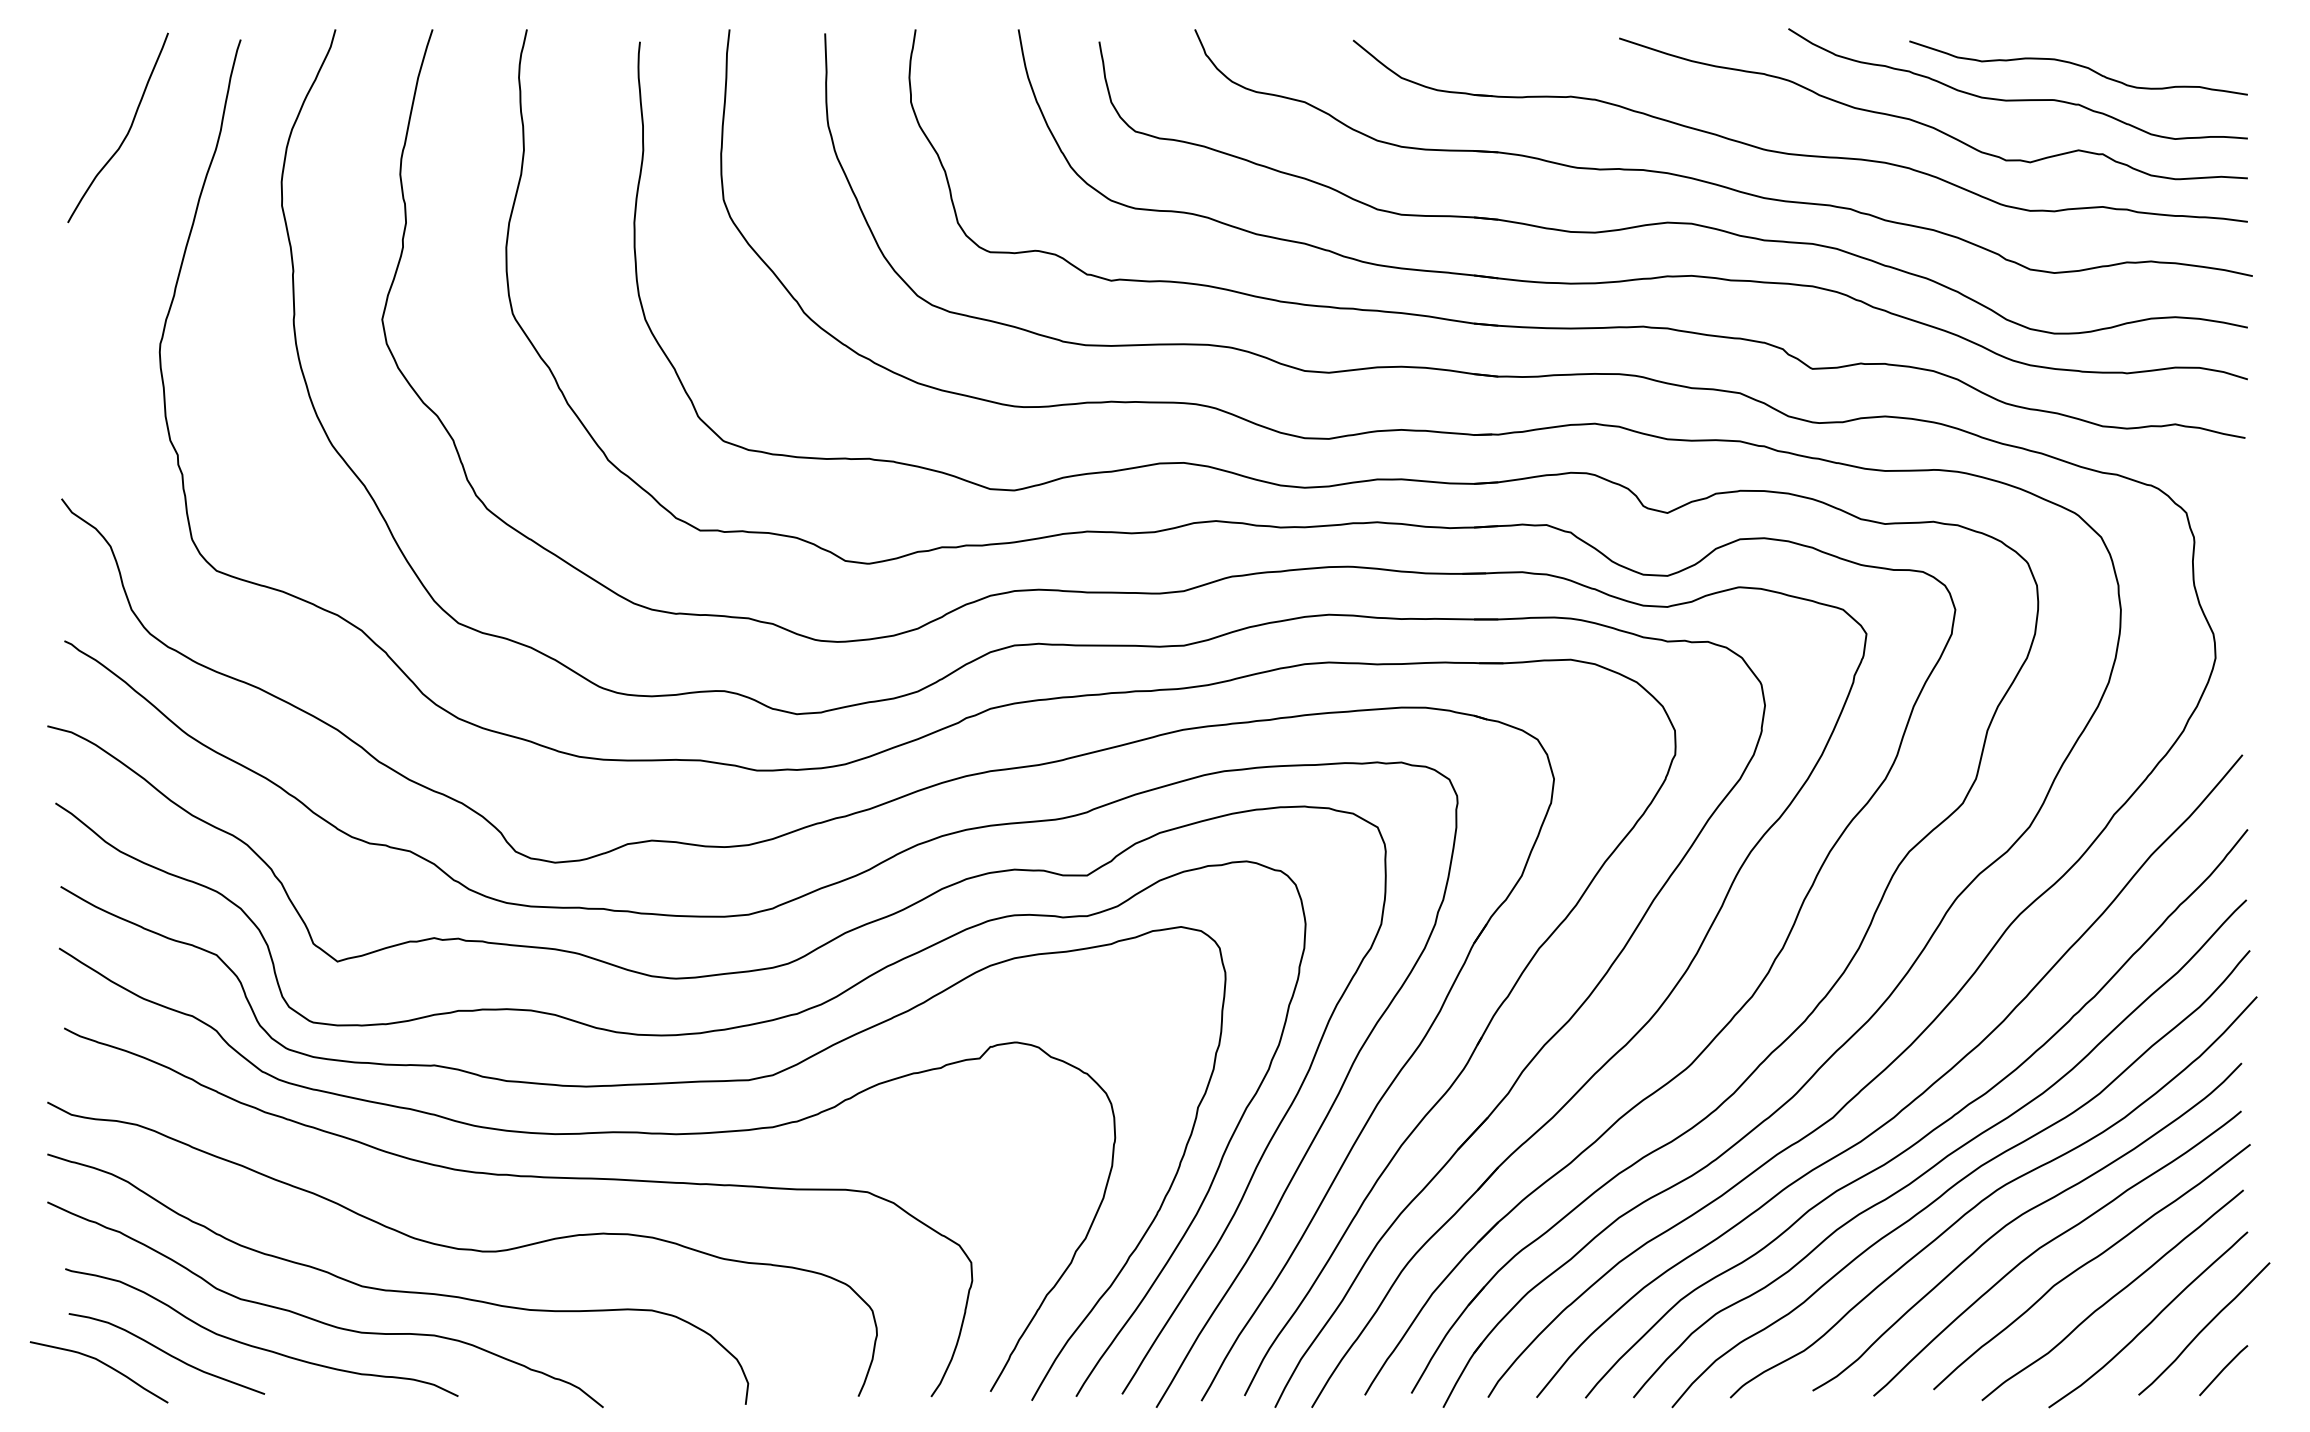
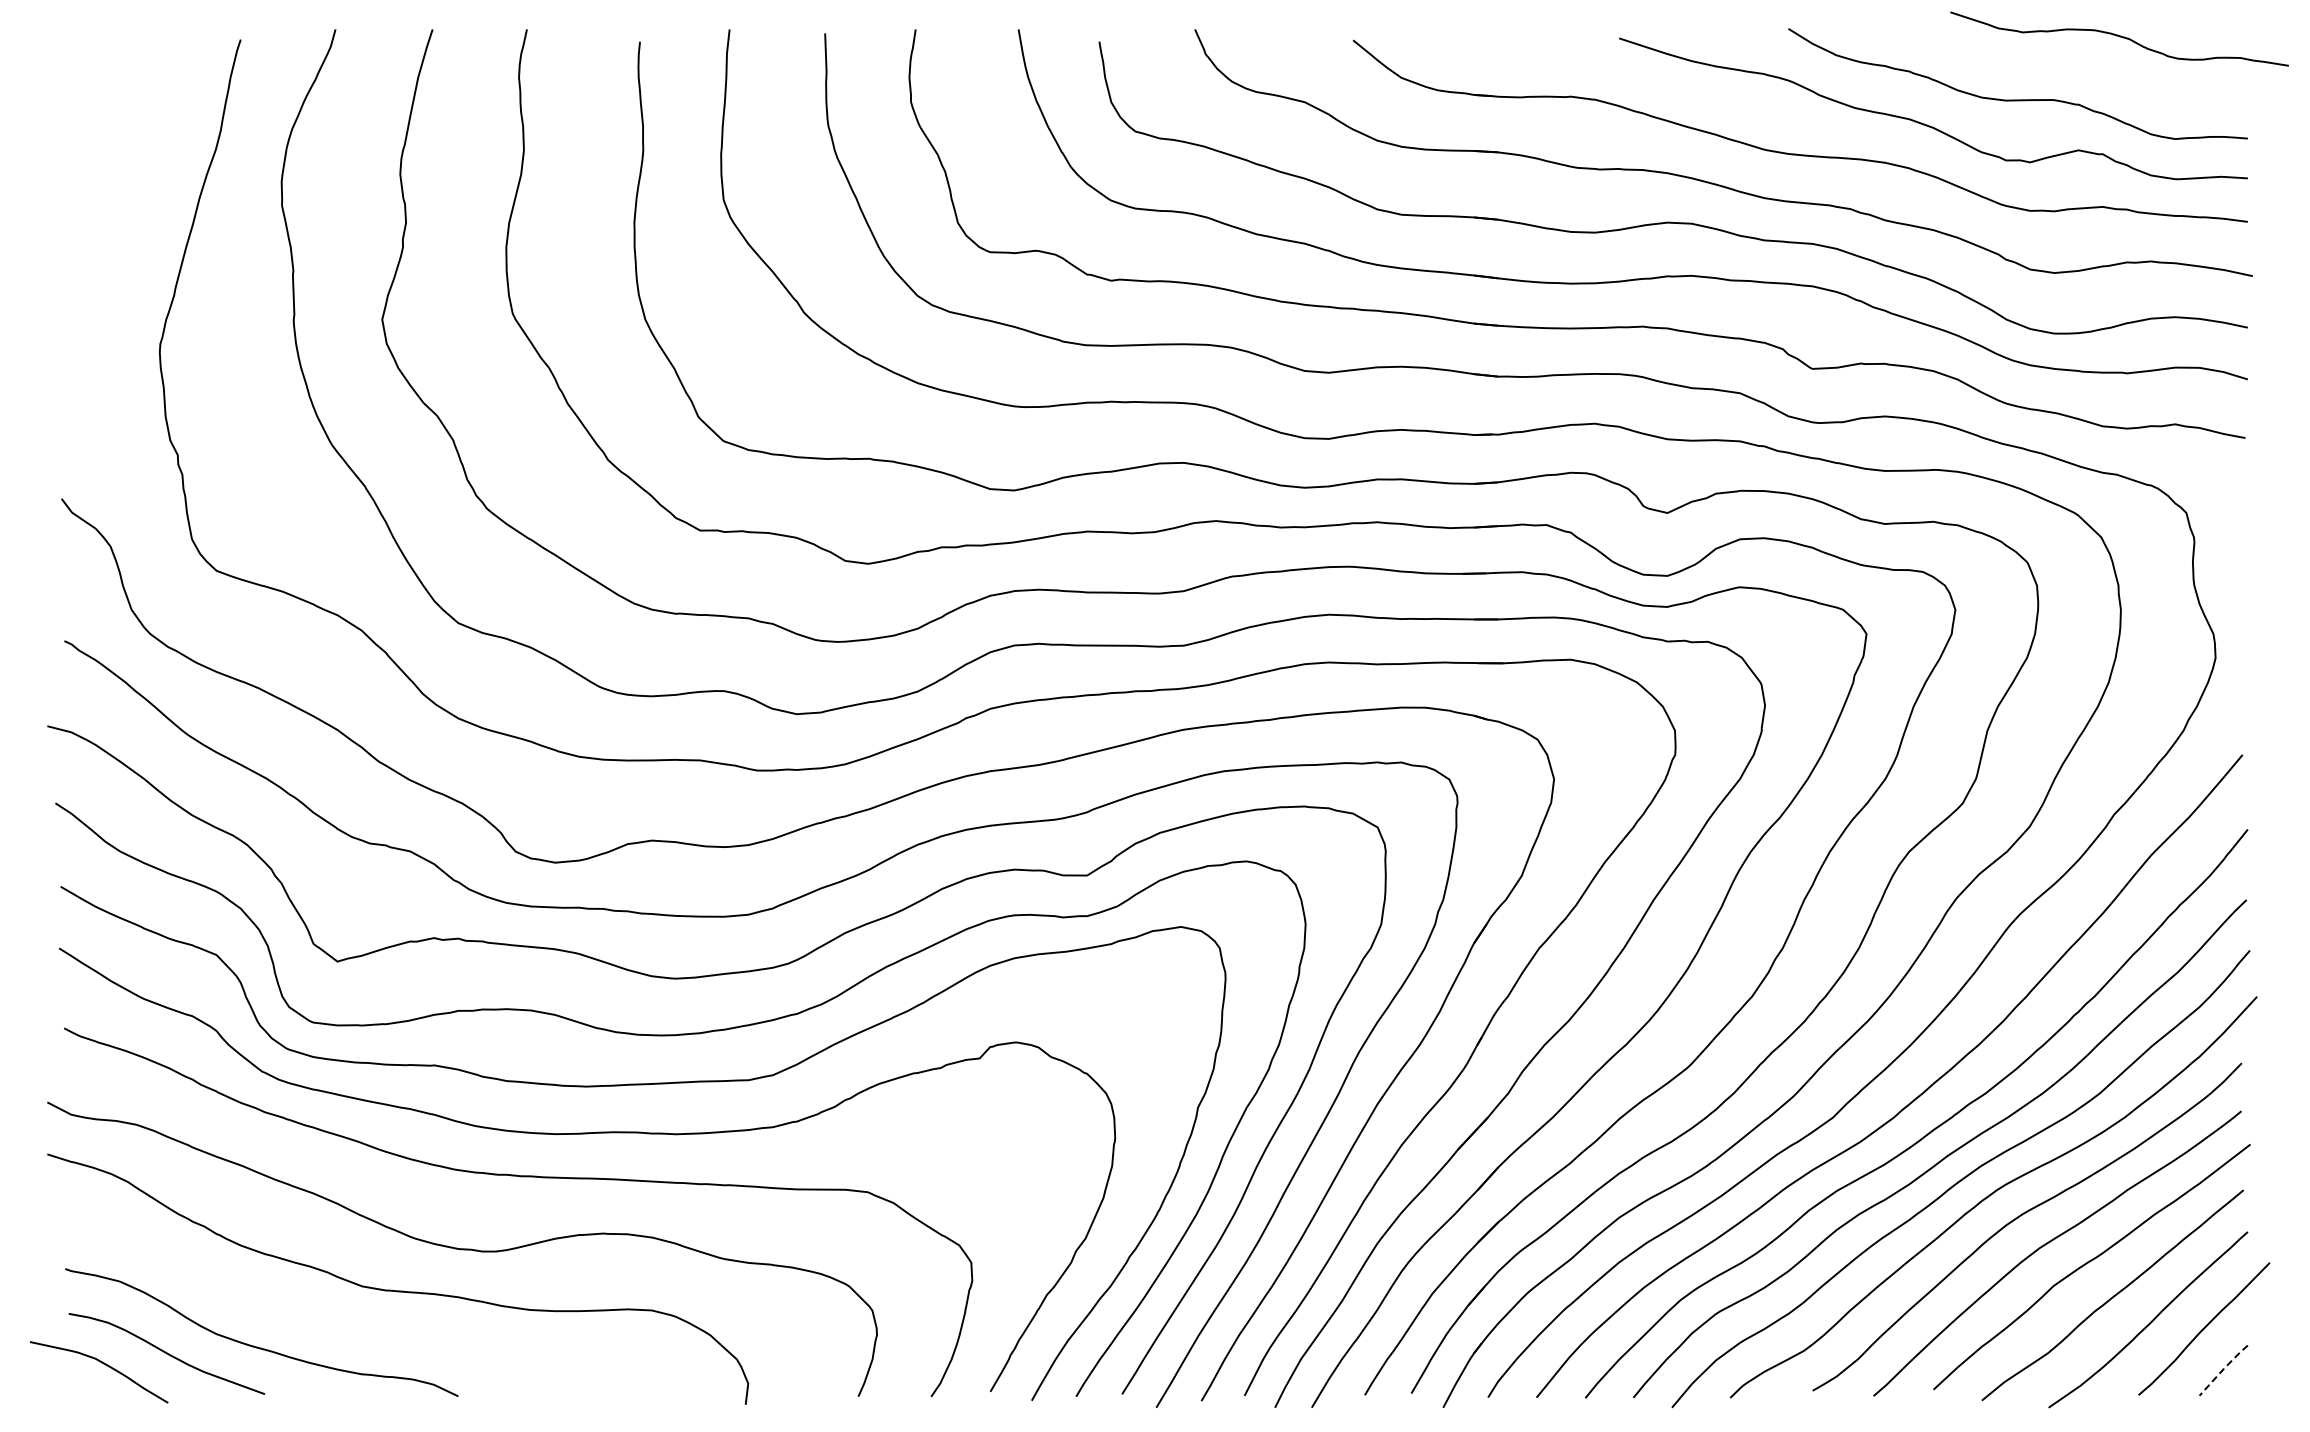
curve position: (2078, 66) -> (2119, 37) (2119, 37)
curve: present -> none (127, 131)
curve: present -> none (319, 1320)
line: solid -> dashed (2223, 1369)
